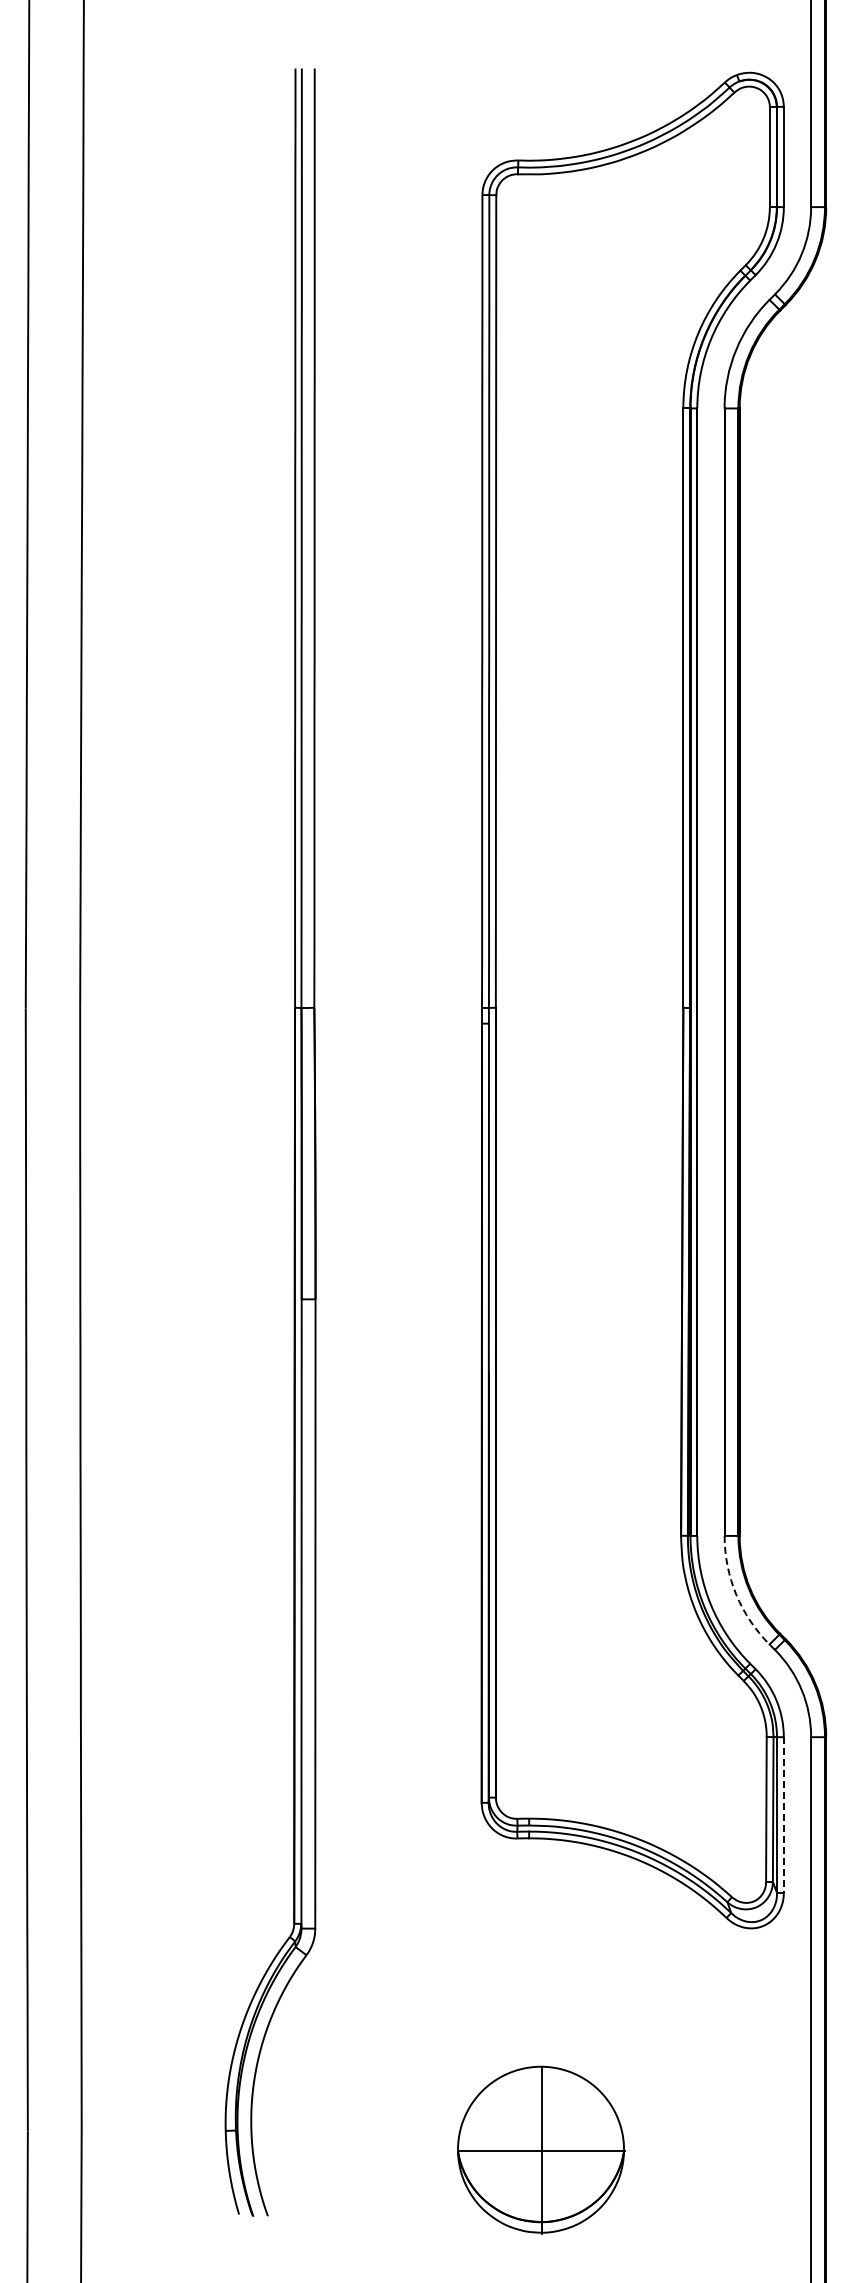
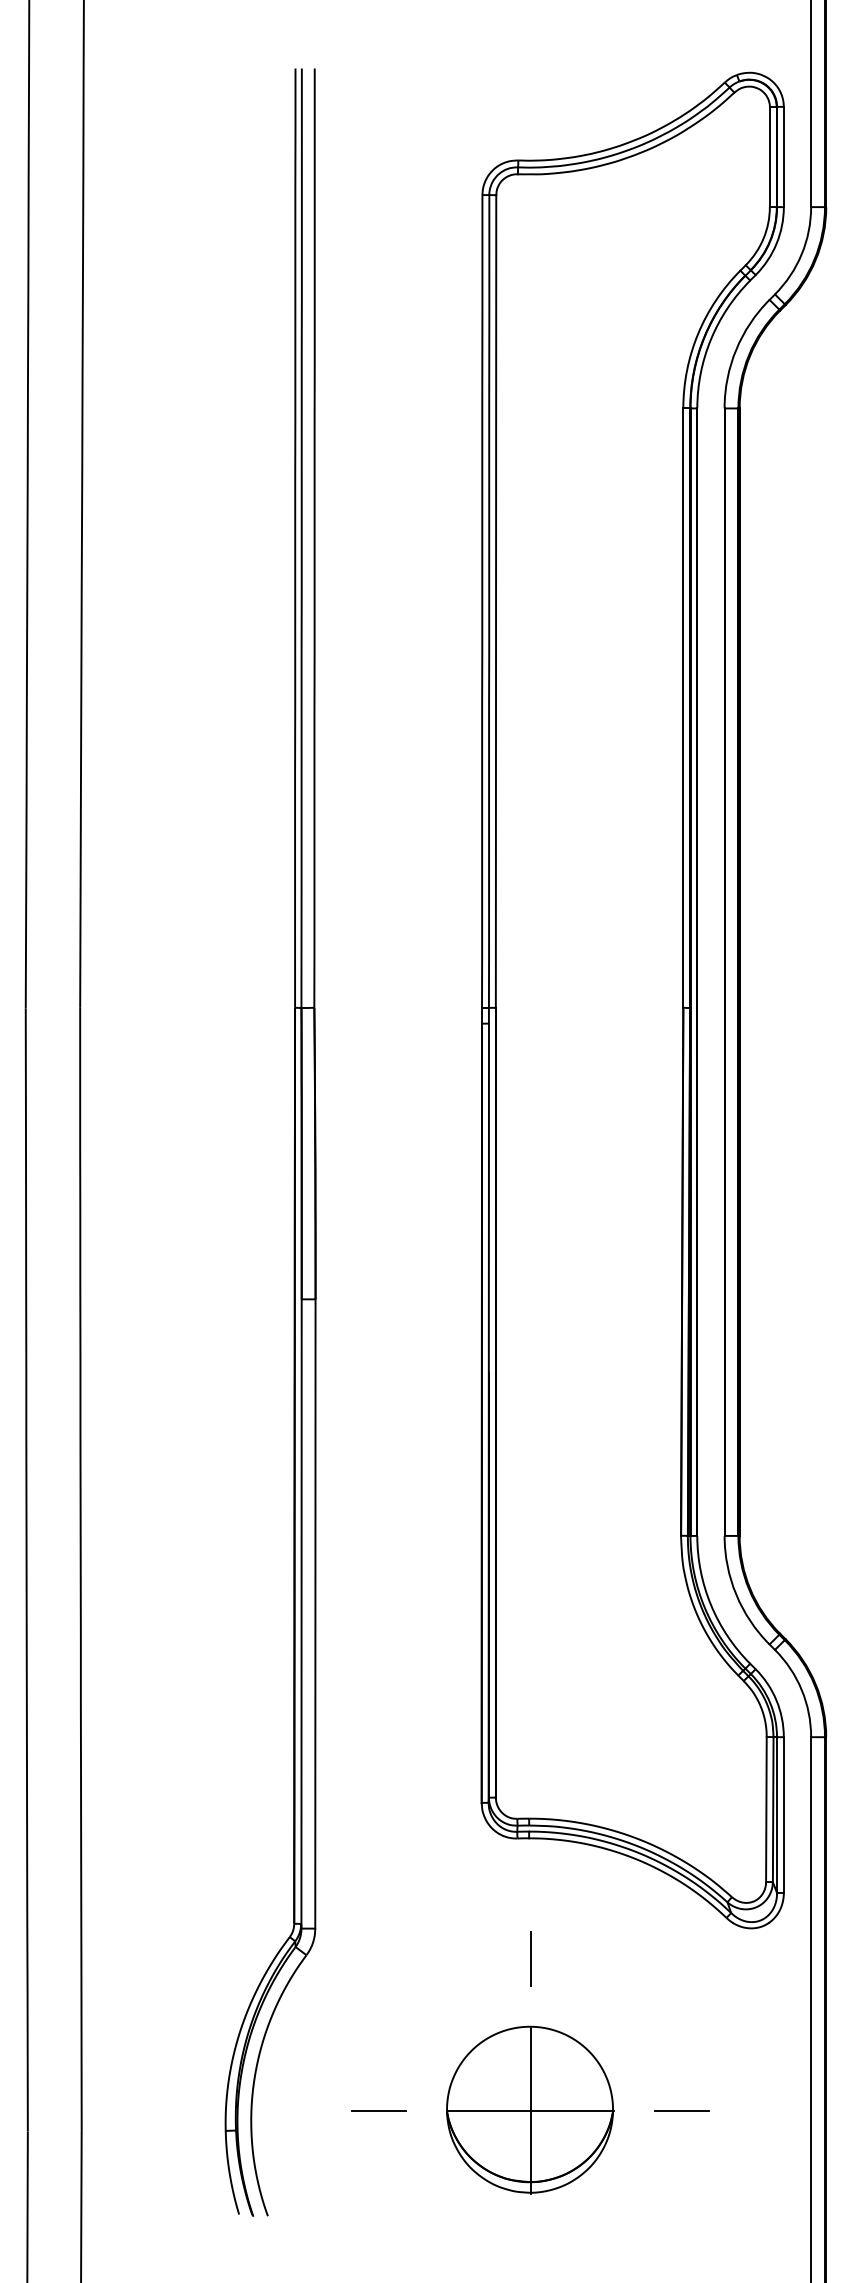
arc: dashed -> solid (736, 1594)
line: dashed -> solid (783, 1815)
line: none -> present (530, 1958)
line: none -> present (379, 2110)
line: none -> present (682, 2110)
part position: (541, 2149) -> (530, 2109) (530, 2109)
